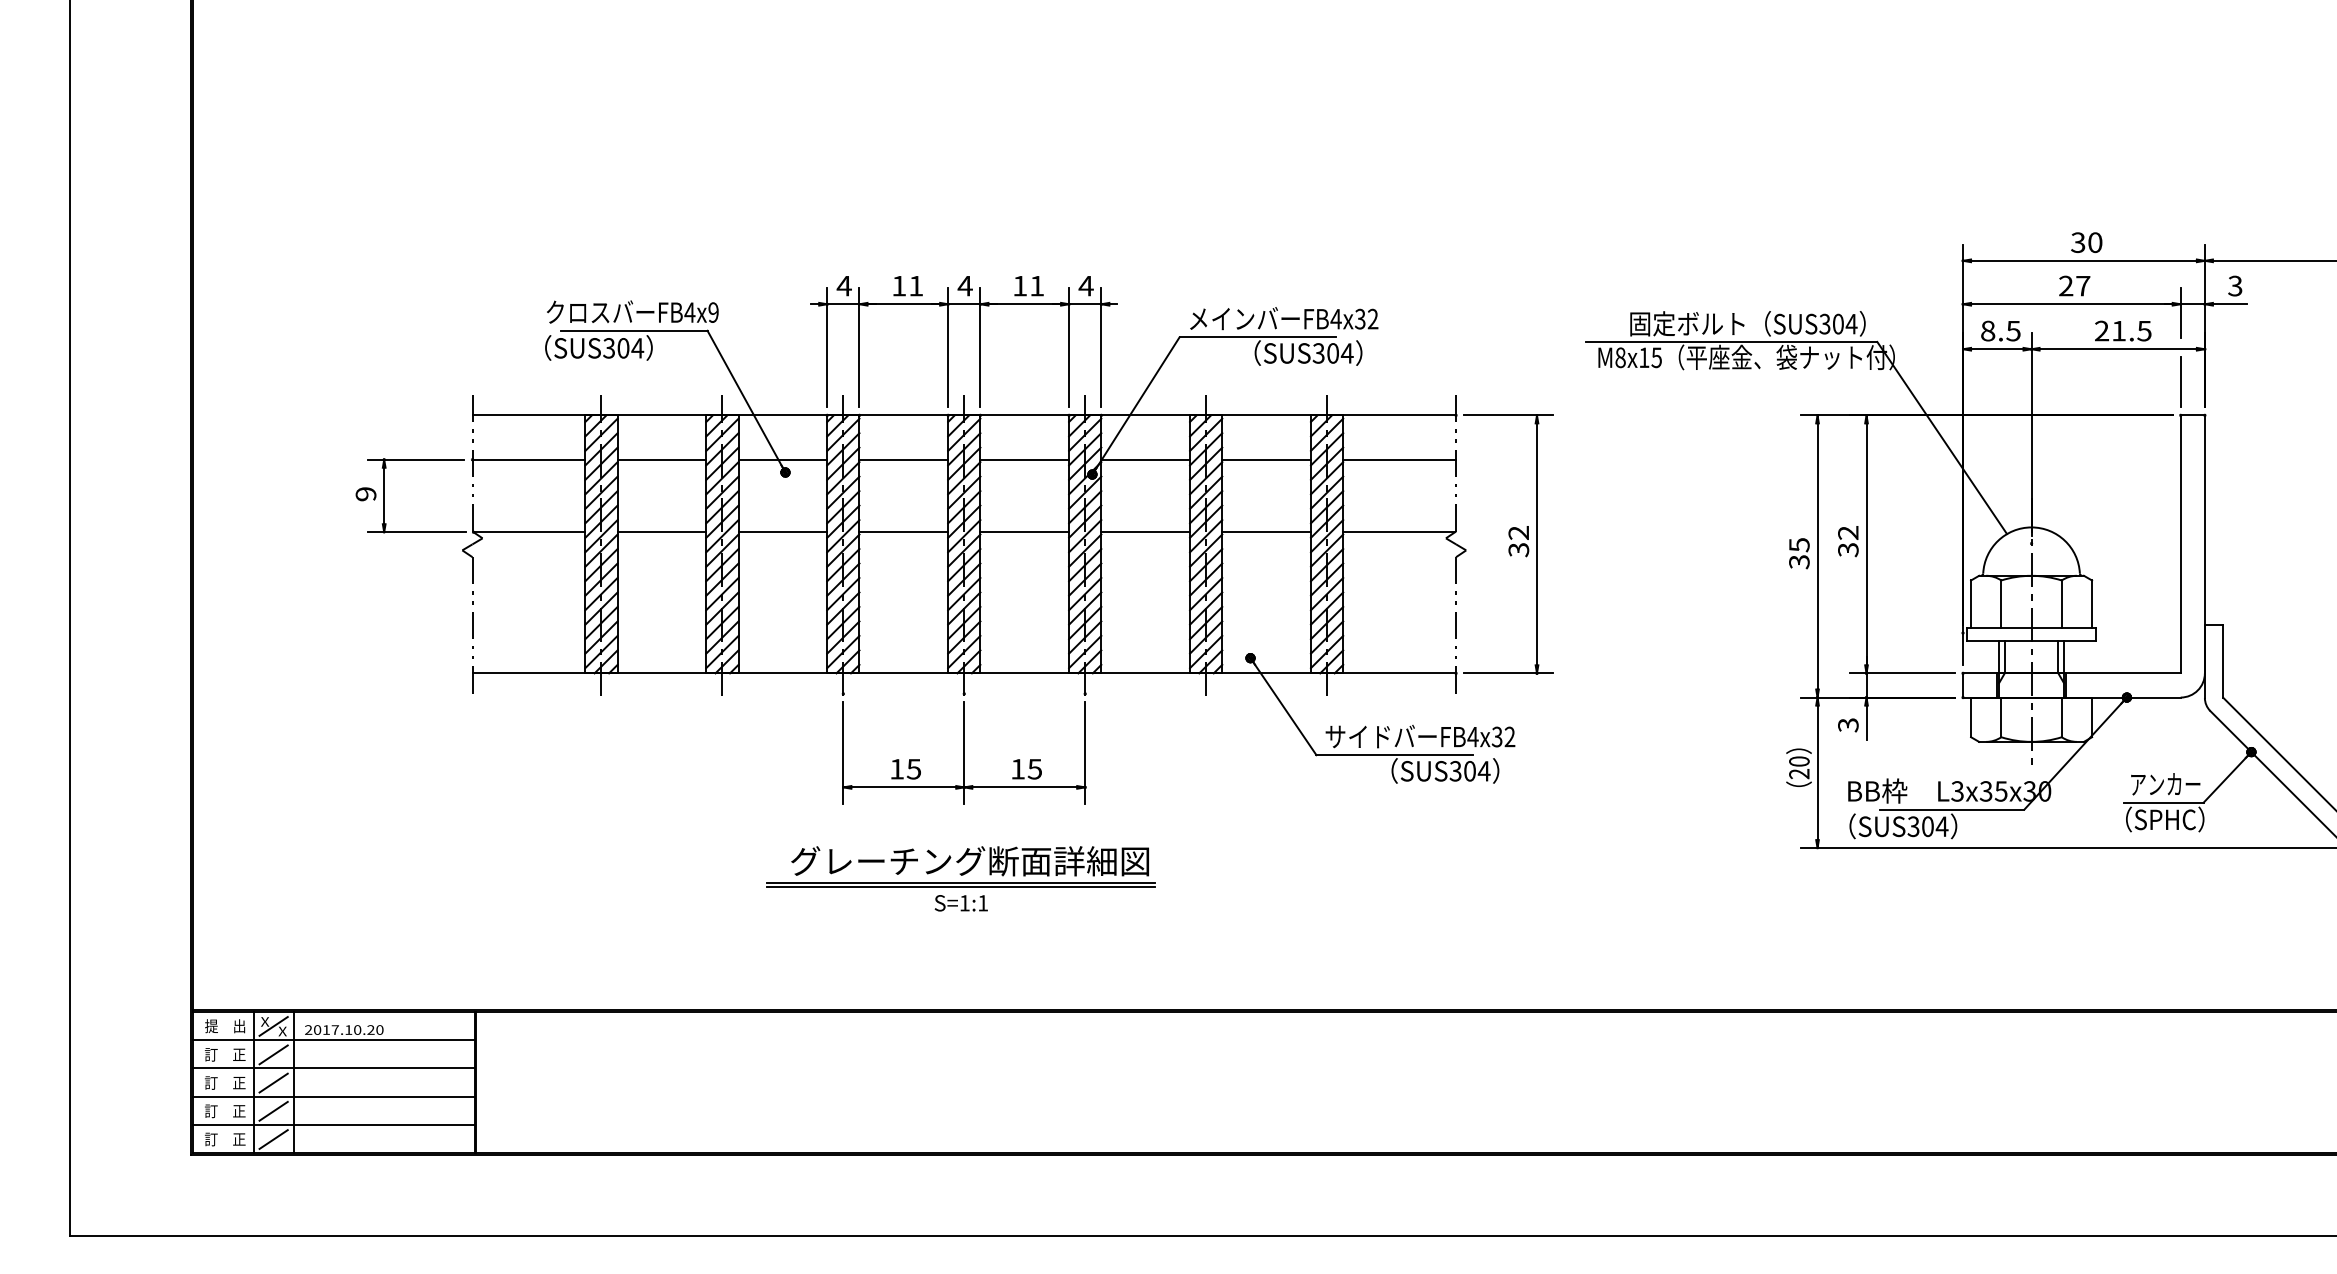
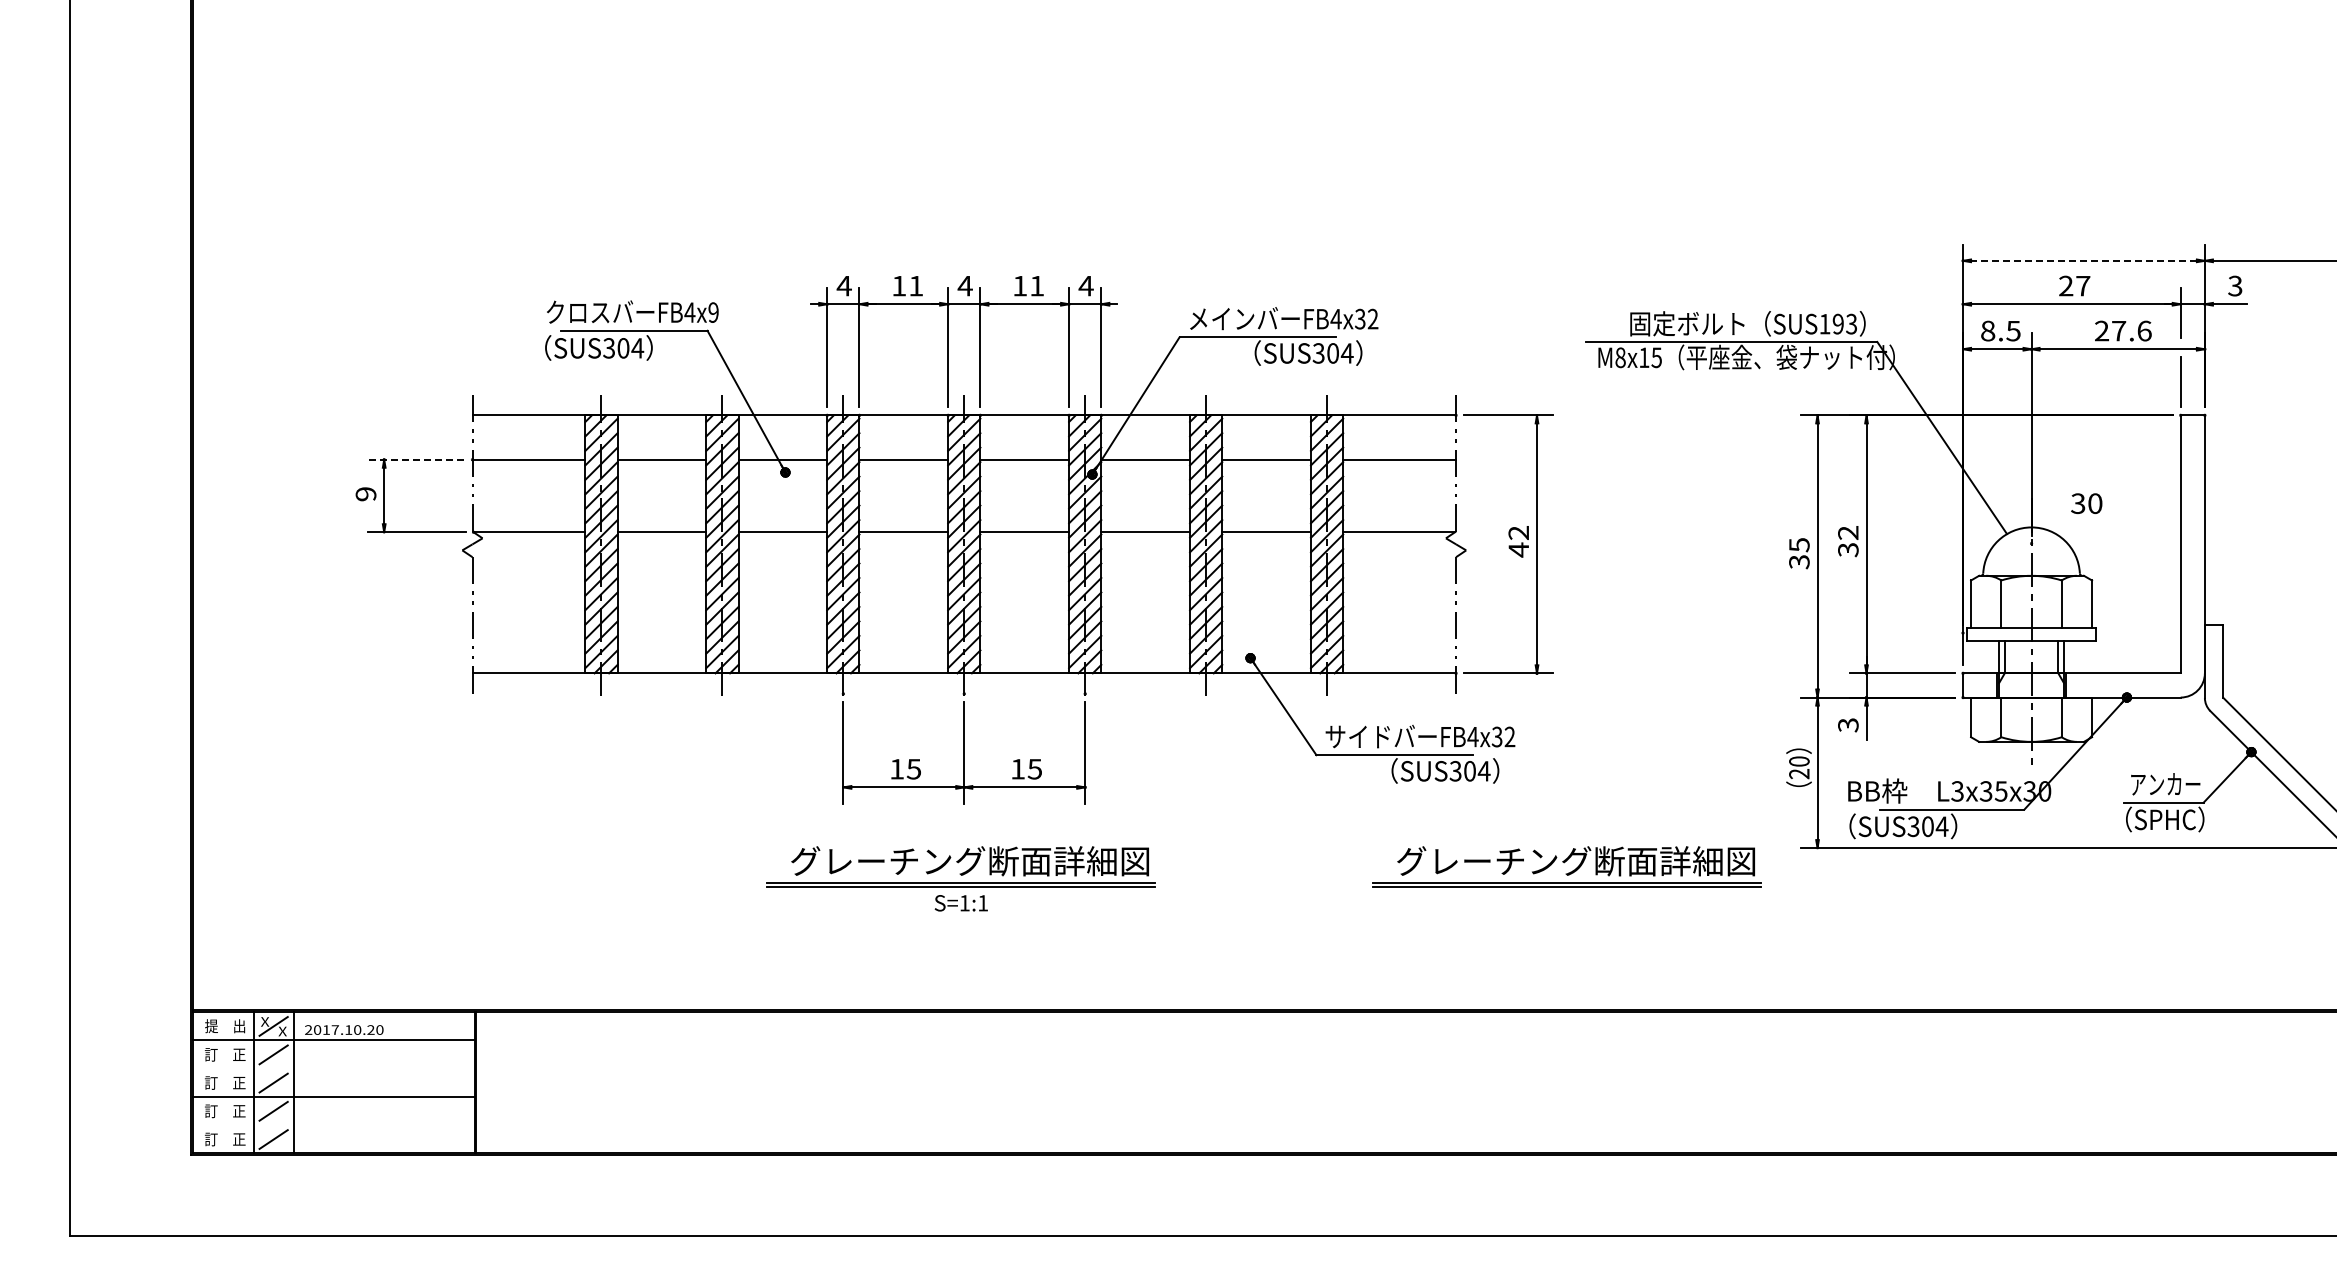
text position: (2086, 242) -> (2086, 503) (2086, 503)
line: solid -> dashed (2083, 260)
text: SUS304 -> SUS193 (1838, 323)
text: 21.5 -> 27.6 (2131, 330)
line: solid -> dashed (415, 459)
text: 32 -> 42 (1518, 549)
part: none -> present (1566, 866)
line: present -> none (334, 1068)
line: present -> none (334, 1124)
